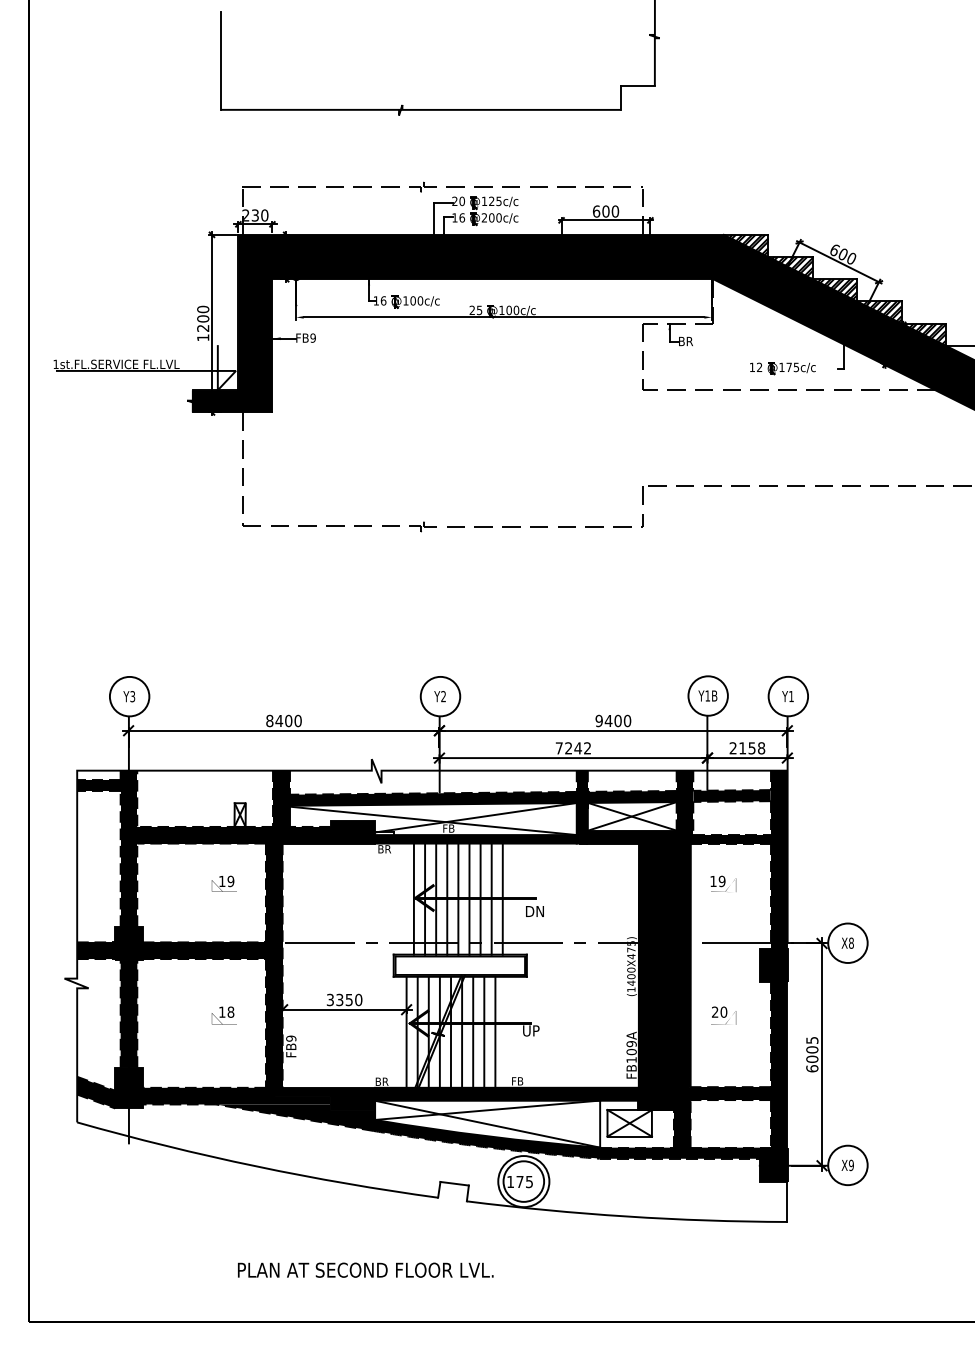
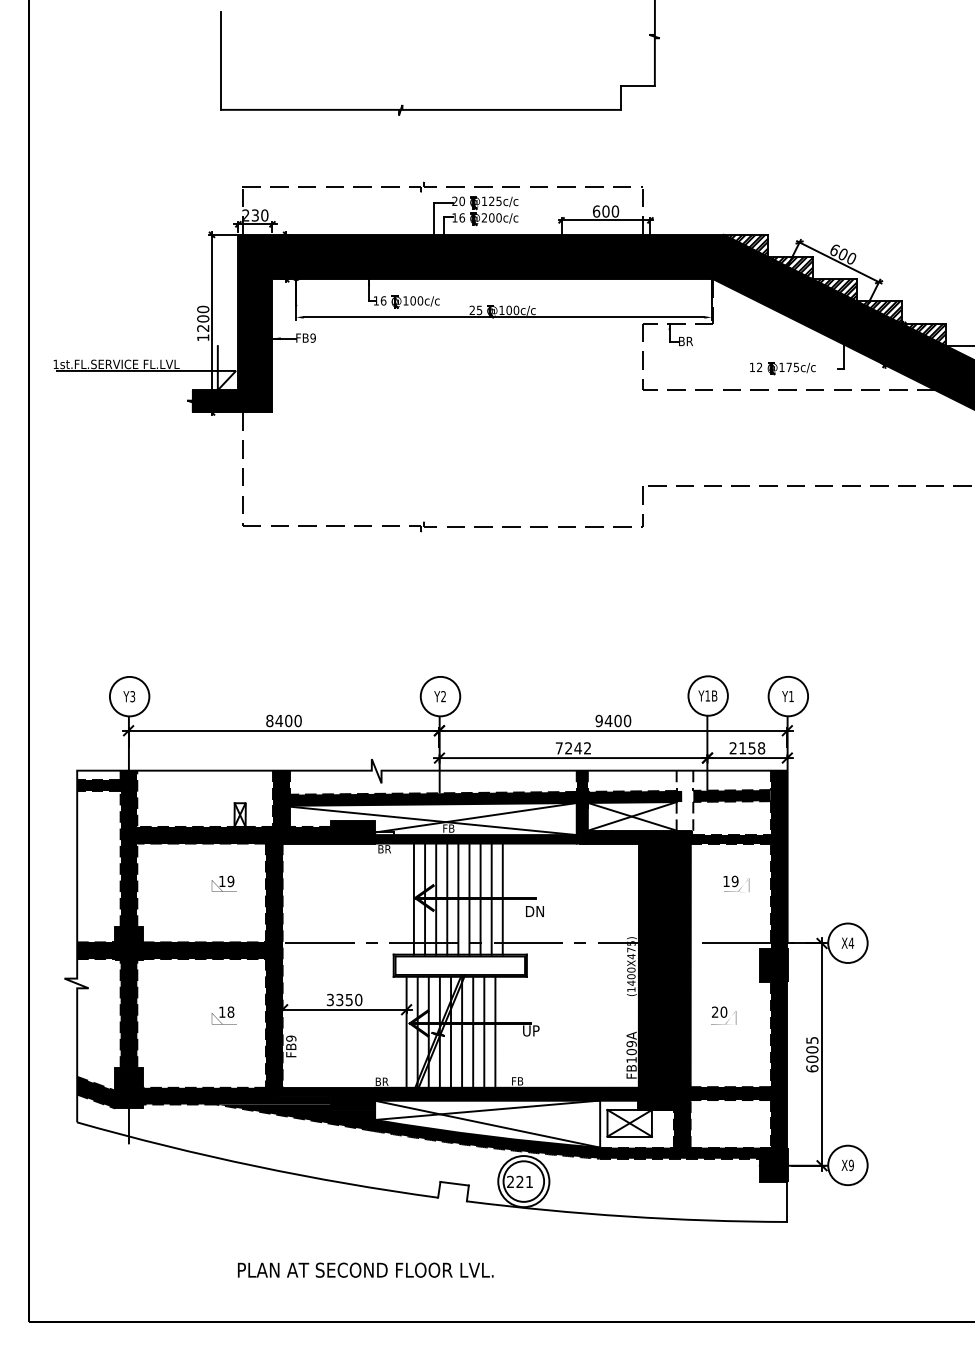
fill: present -> none (684, 800)
text position: (723, 883) -> (736, 883) (736, 883)
text: X8 -> X4 (851, 942)
text: 175 -> 221 (519, 1181)
